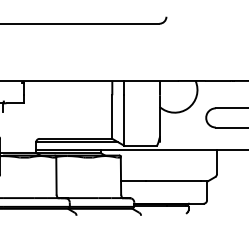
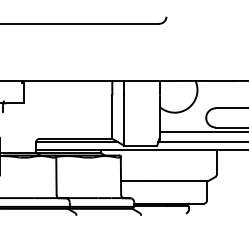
line: none -> present (202, 131)
line: none -> present (201, 142)
